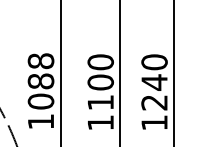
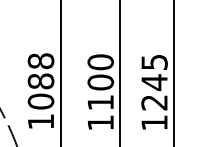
text: 1240 -> 1245 (154, 62)
